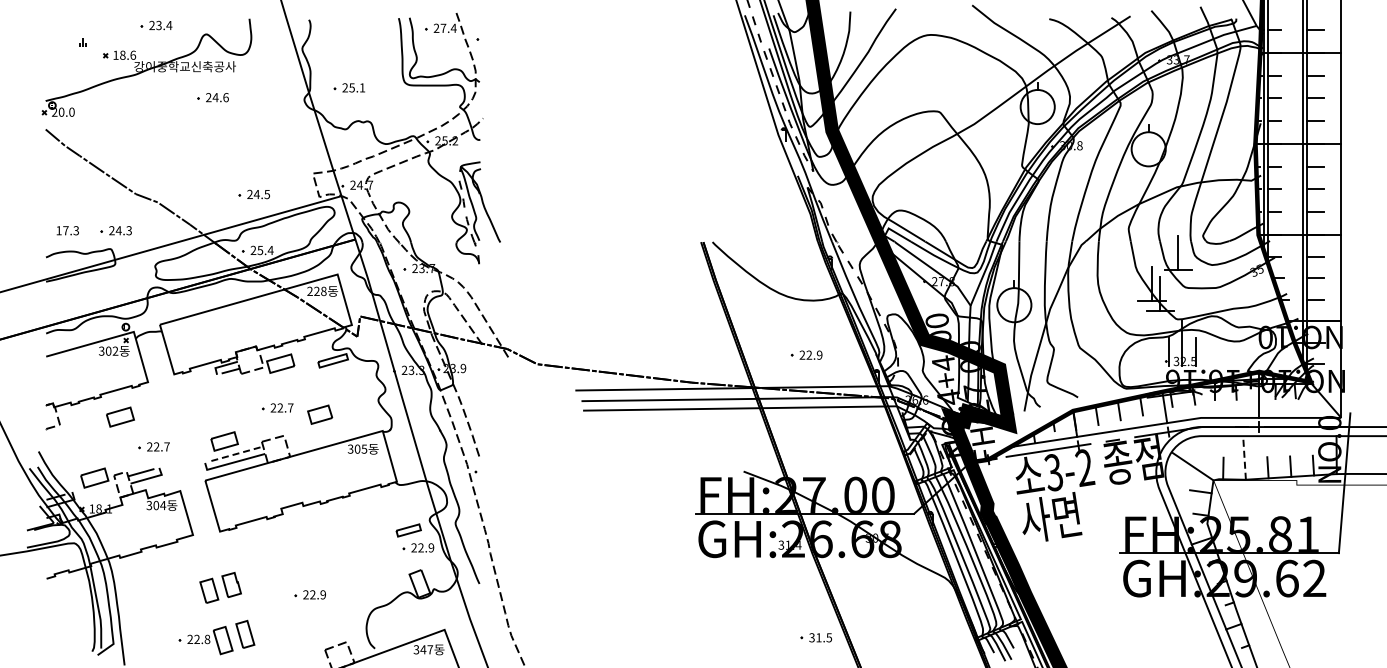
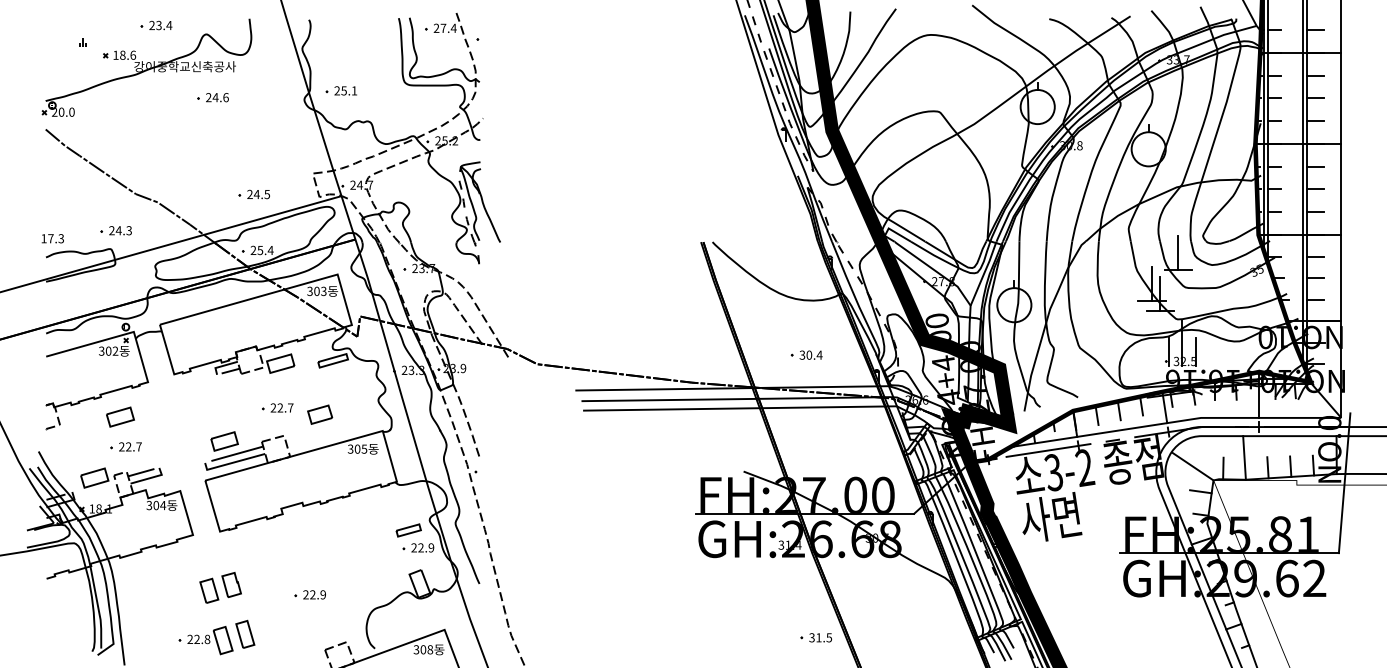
part position: (348, 87) -> (340, 90) (340, 90)
text position: (67, 230) -> (52, 238) (52, 238)
text: 228 -> 303 (316, 291)
text: 22.9 -> 30.4 (810, 354)
part position: (153, 446) -> (125, 446) (125, 446)
line: dashed -> solid (237, 453)
line: dashed -> solid (1244, 457)
text: 347 -> 308 (426, 649)
